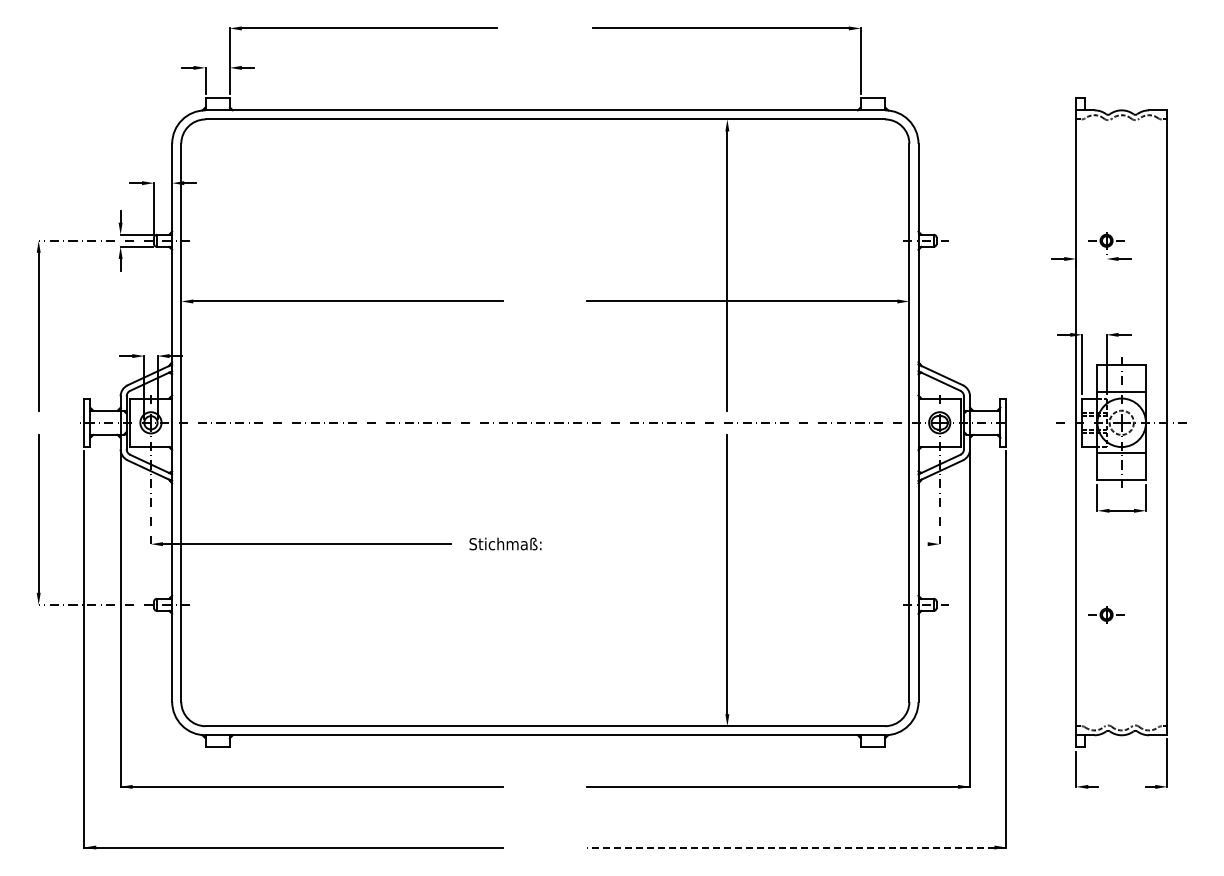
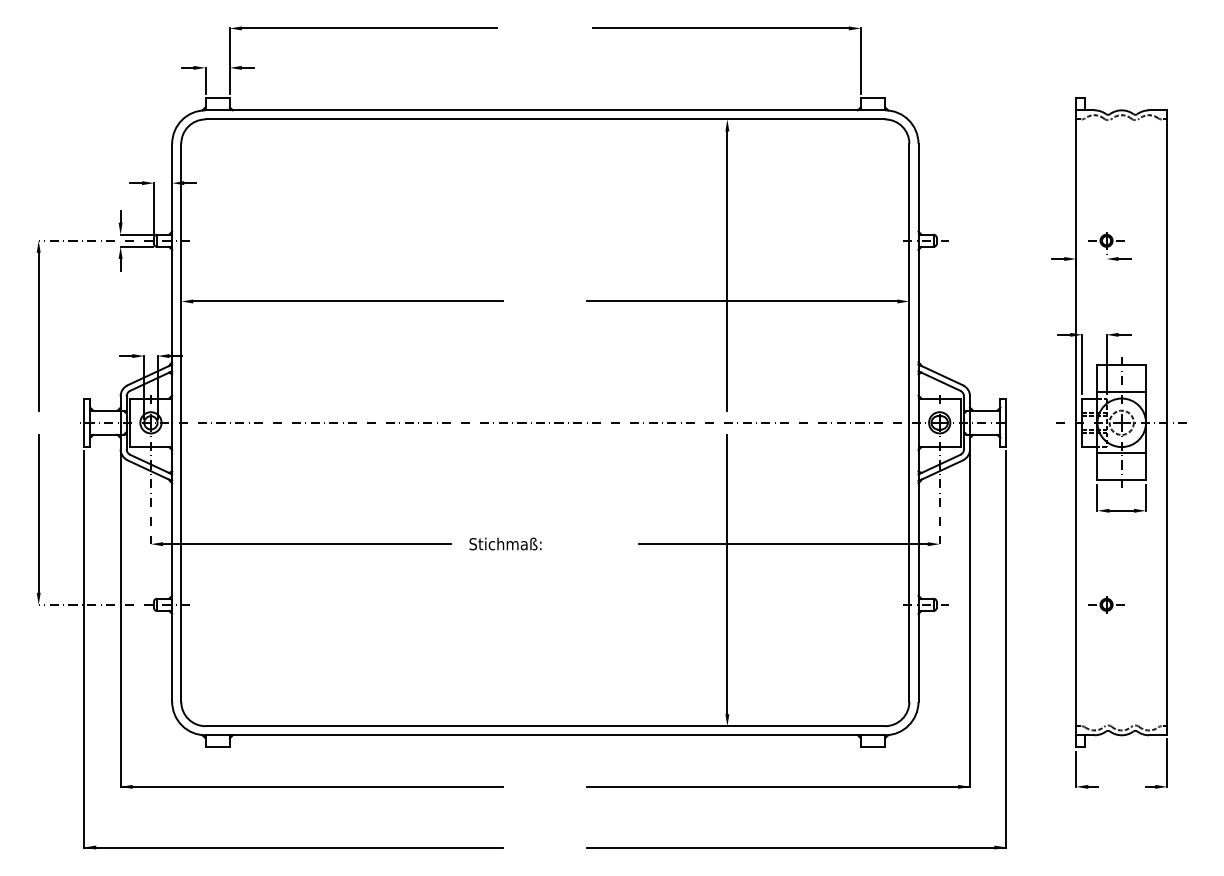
line: none -> present (783, 544)
part position: (1106, 614) -> (1106, 604) (1106, 604)
line: dashed -> solid (796, 847)
